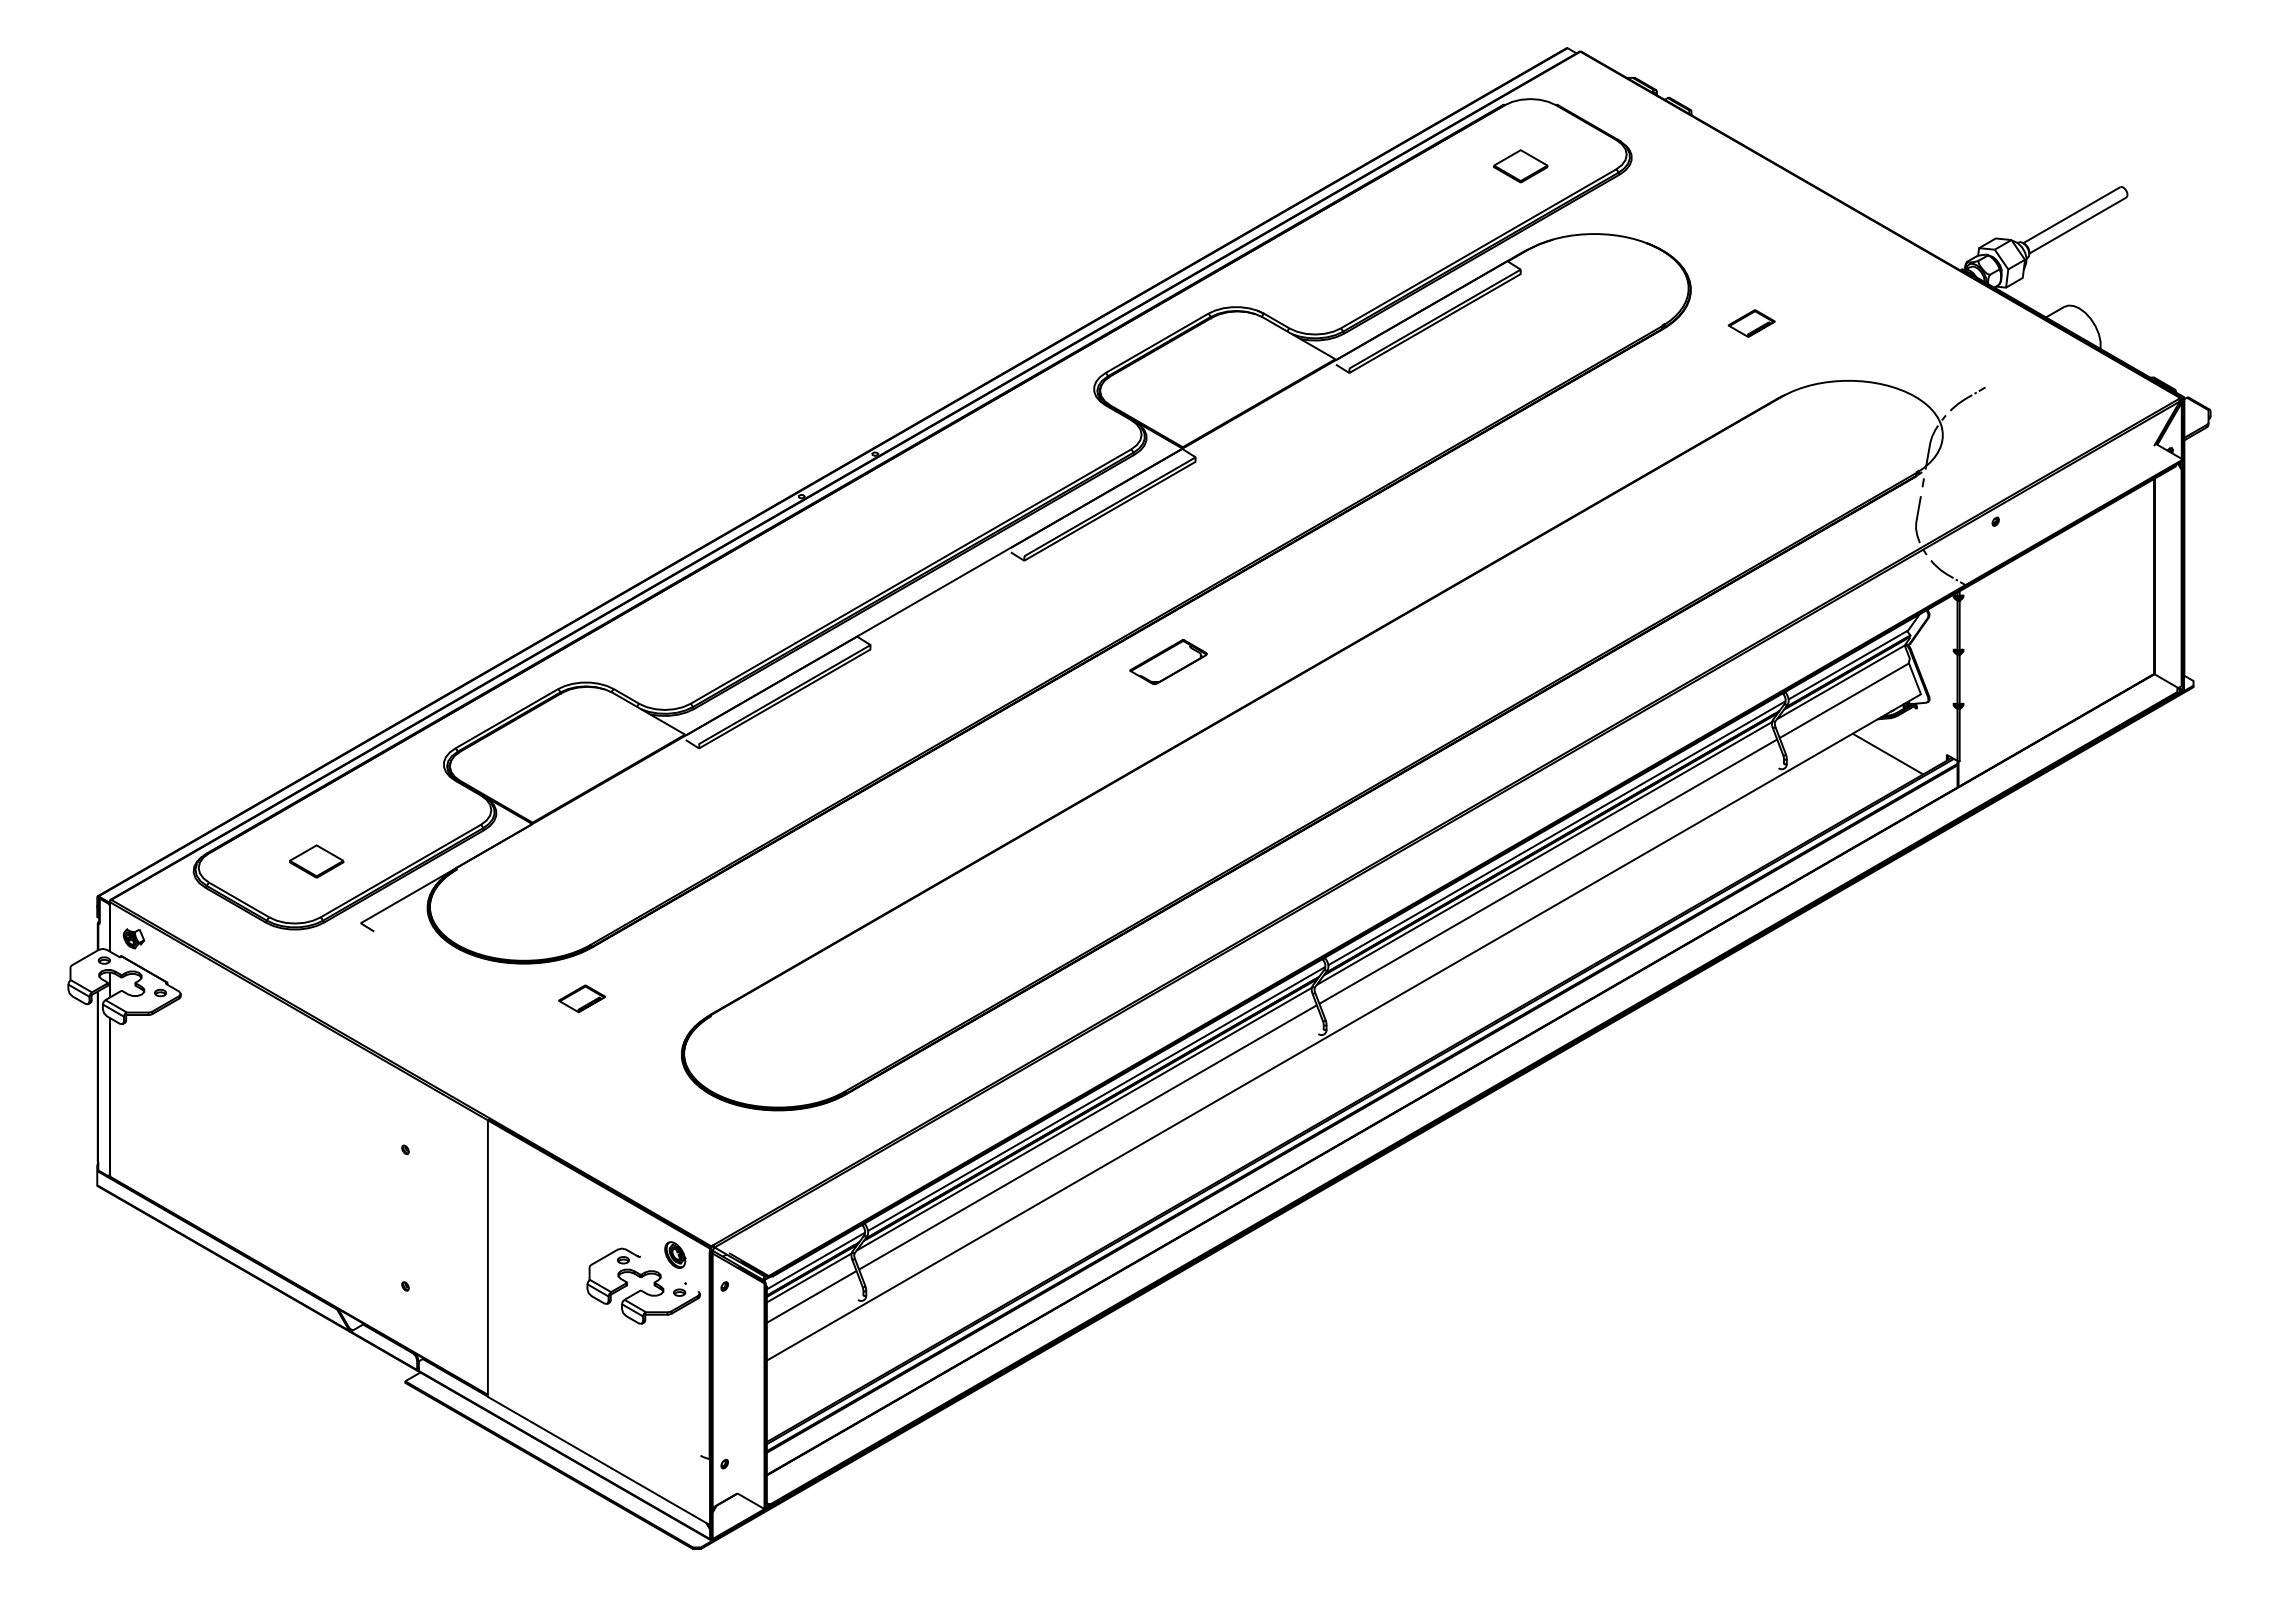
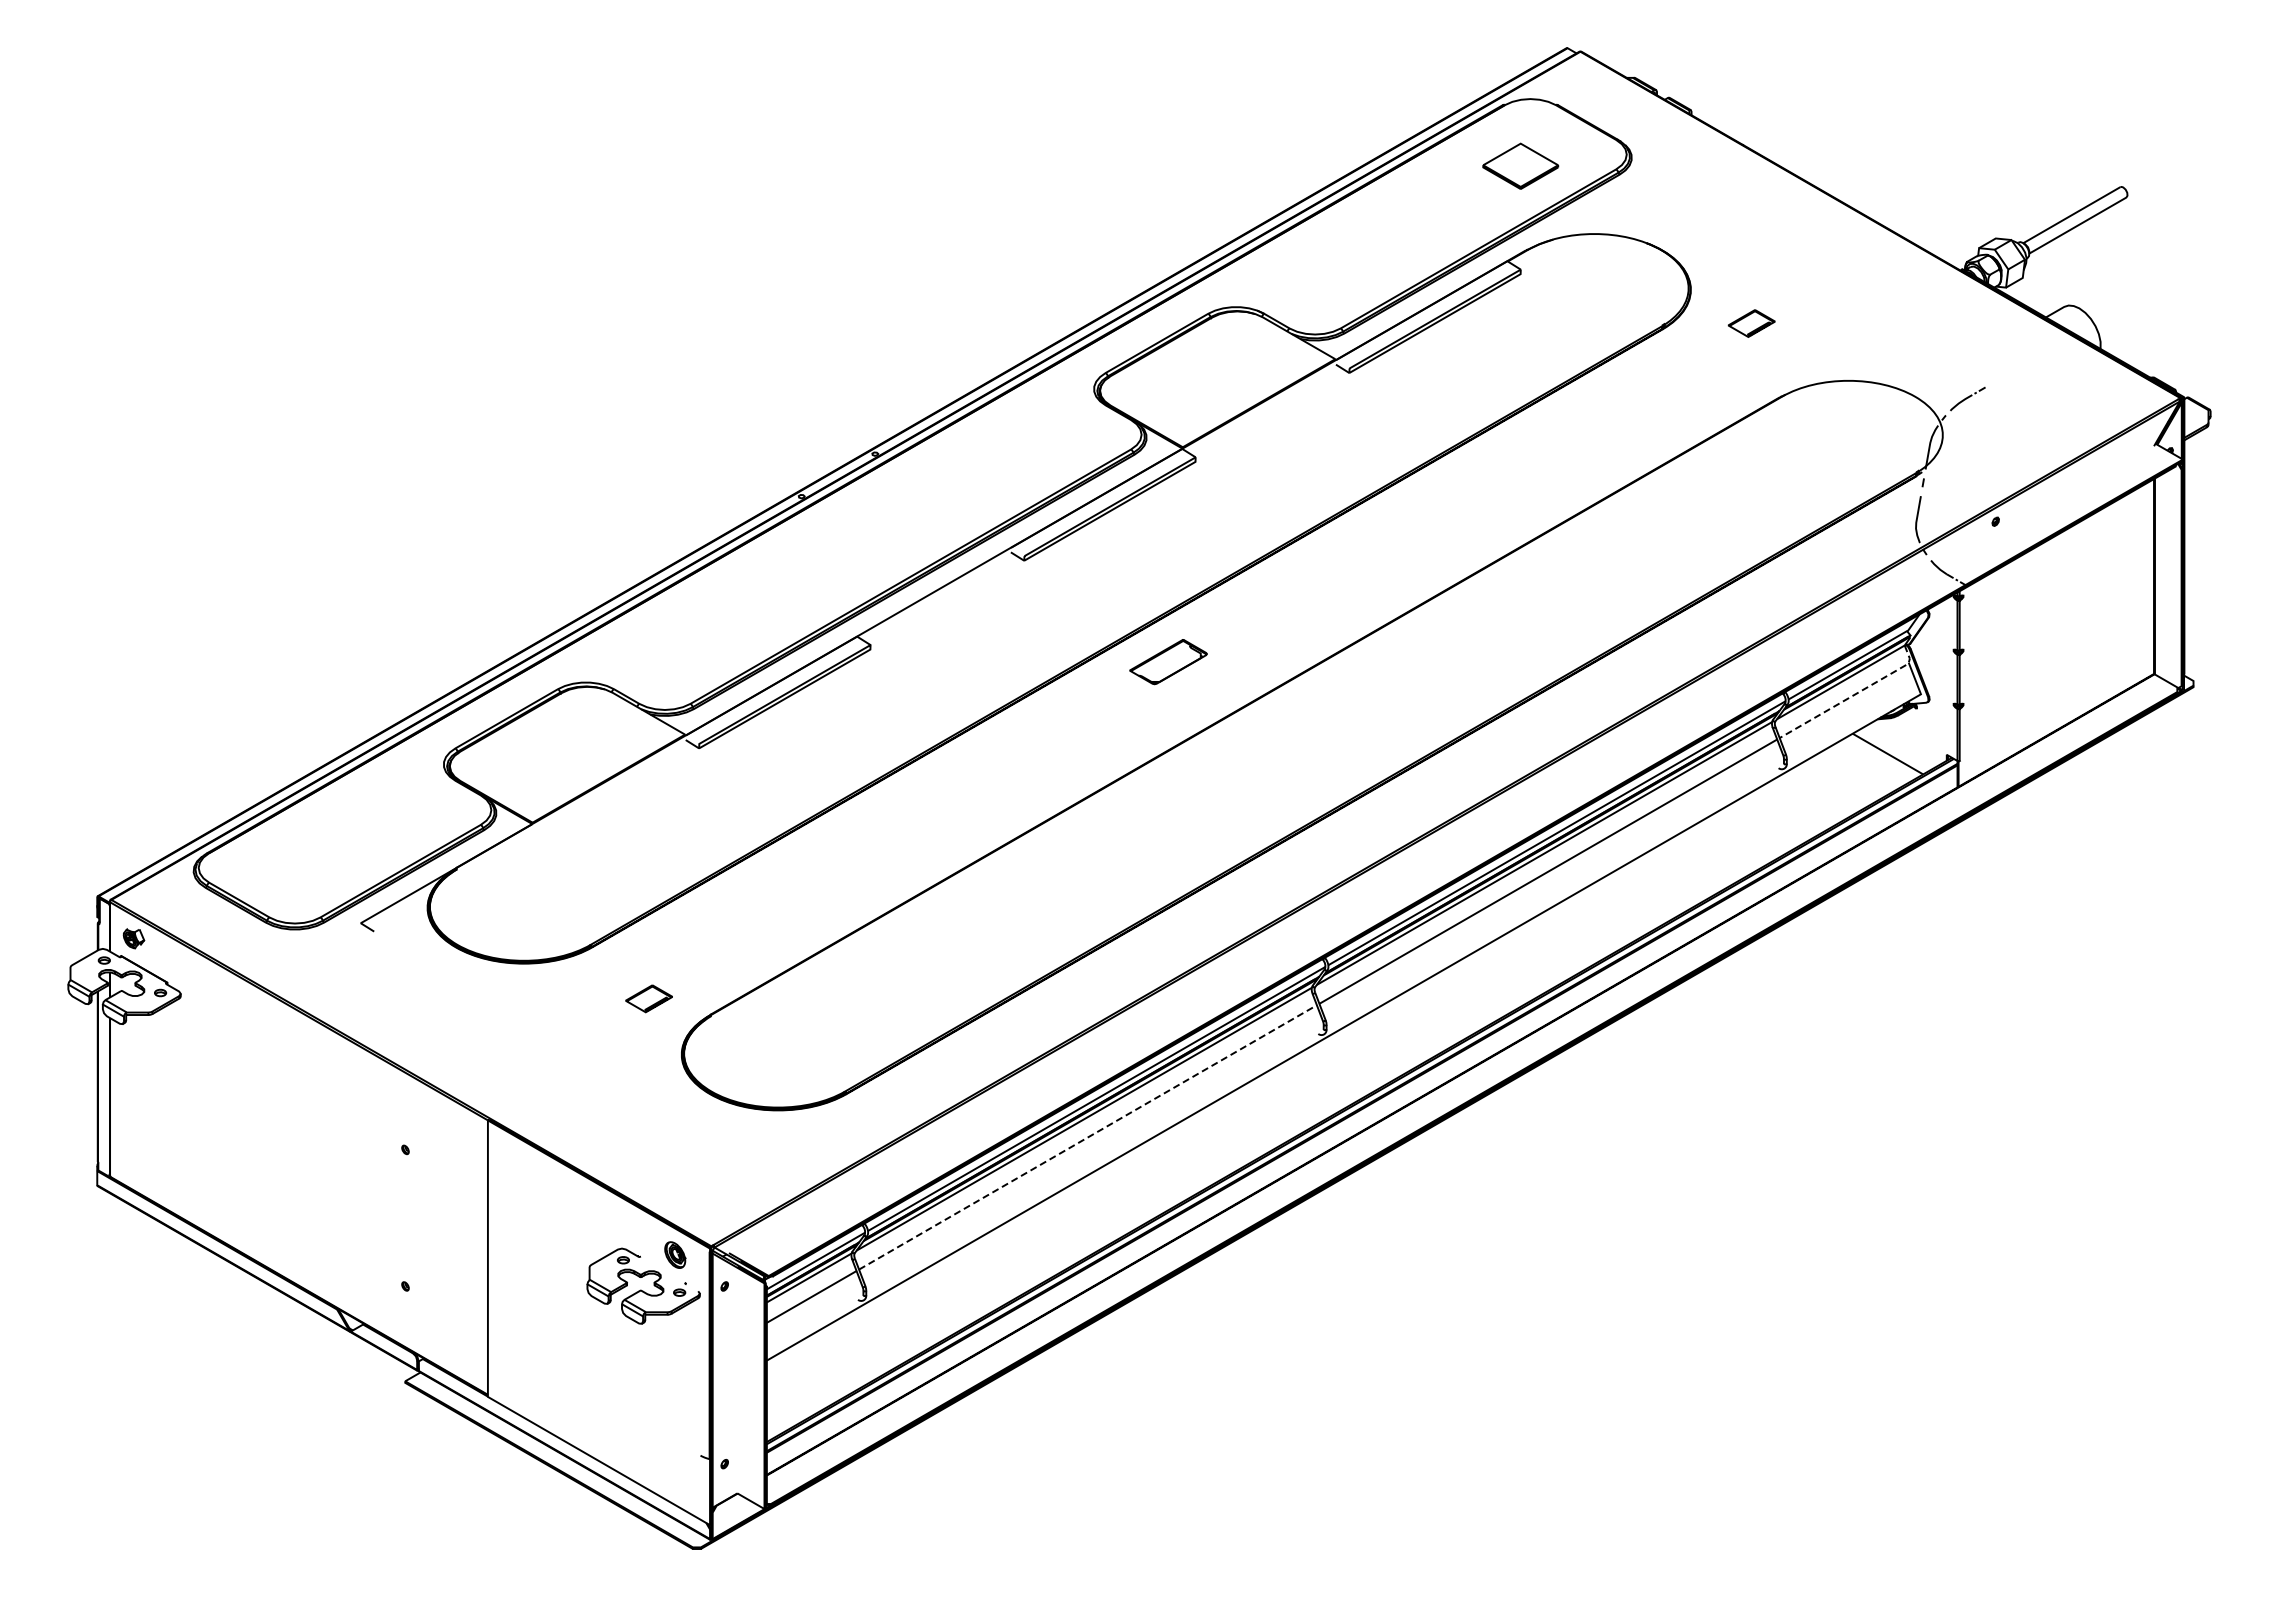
part size: 56x35 px -> 78x48 px (1520, 165)
line: solid -> dashed (1854, 695)
part: present -> none (316, 861)
part position: (581, 998) -> (648, 998) (648, 998)
line: solid -> dashed (1088, 1137)
